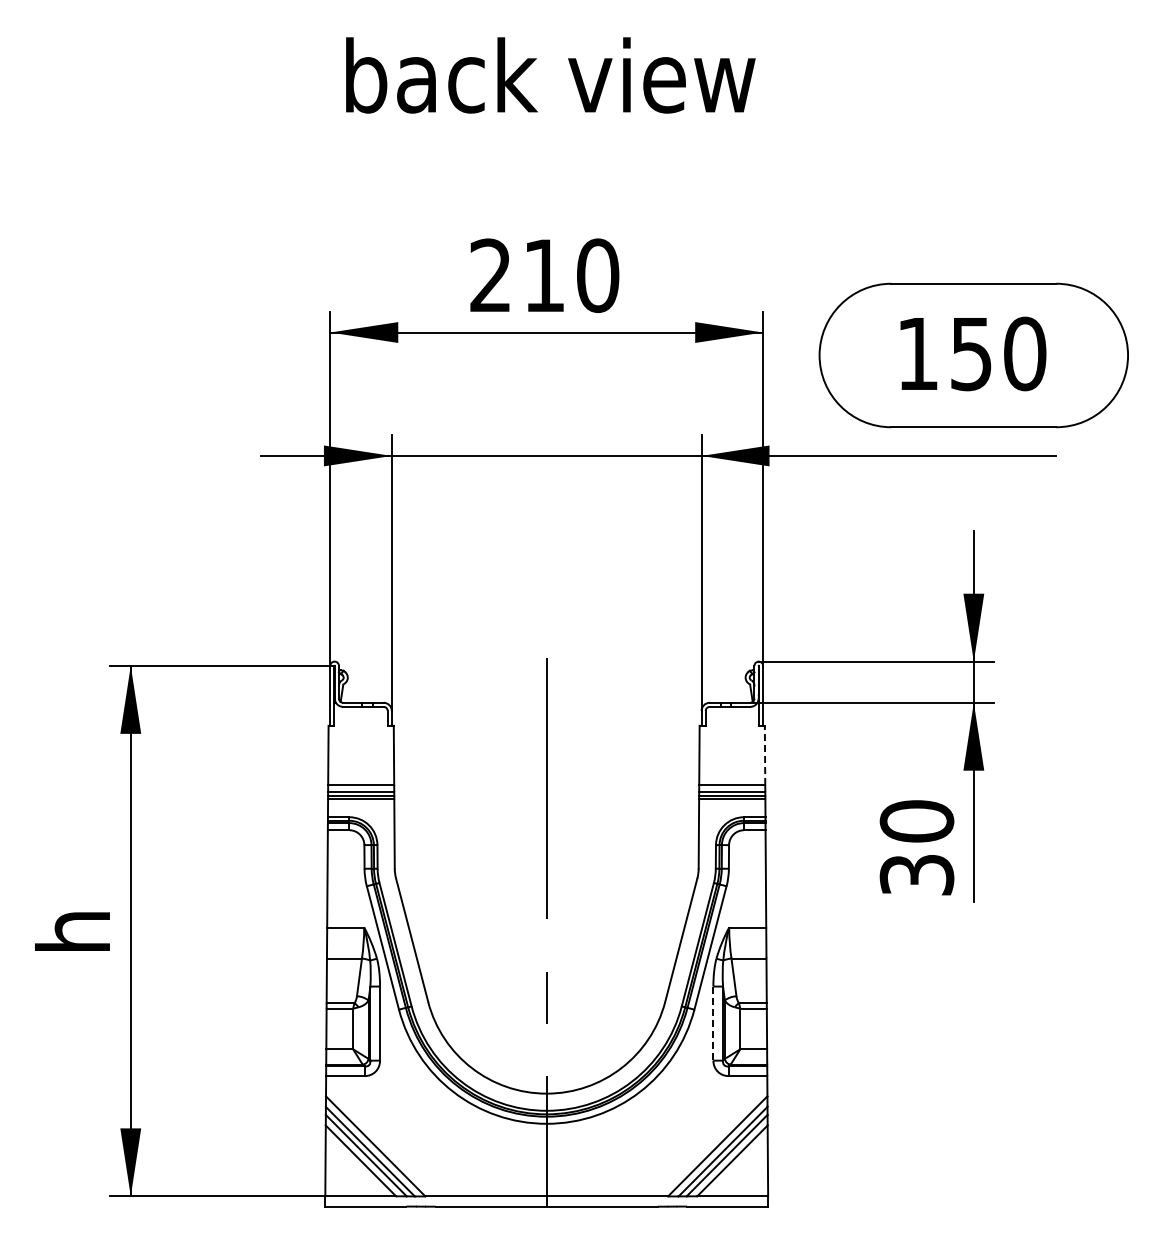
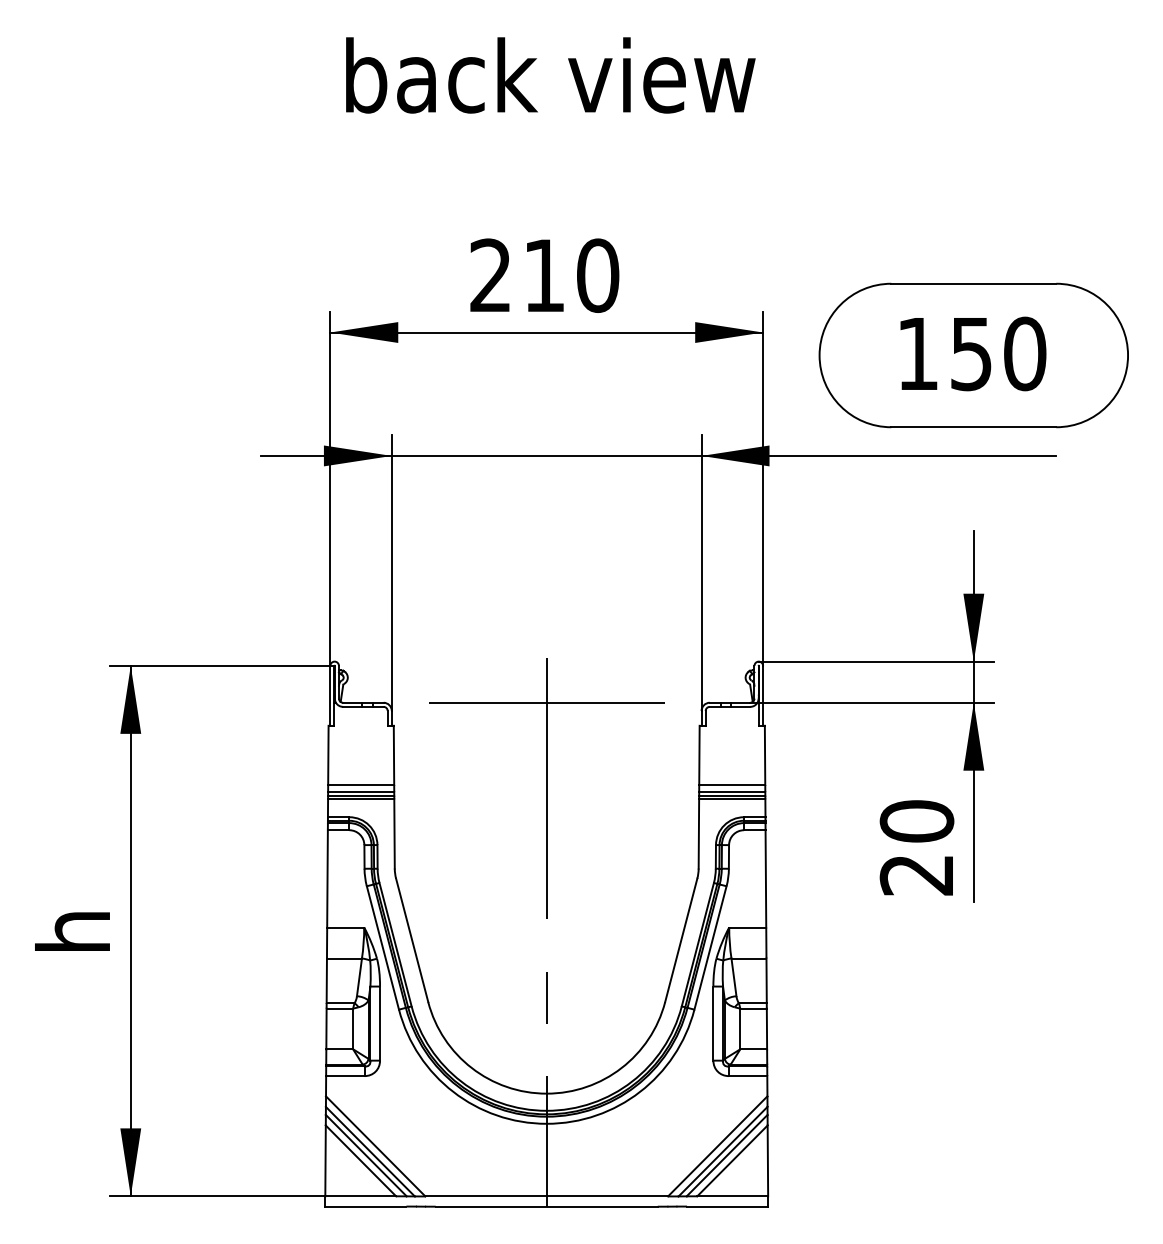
line: none -> present (546, 702)
line: dashed -> solid (765, 755)
text: 30 -> 20 (916, 875)
line: dashed -> solid (713, 1024)
